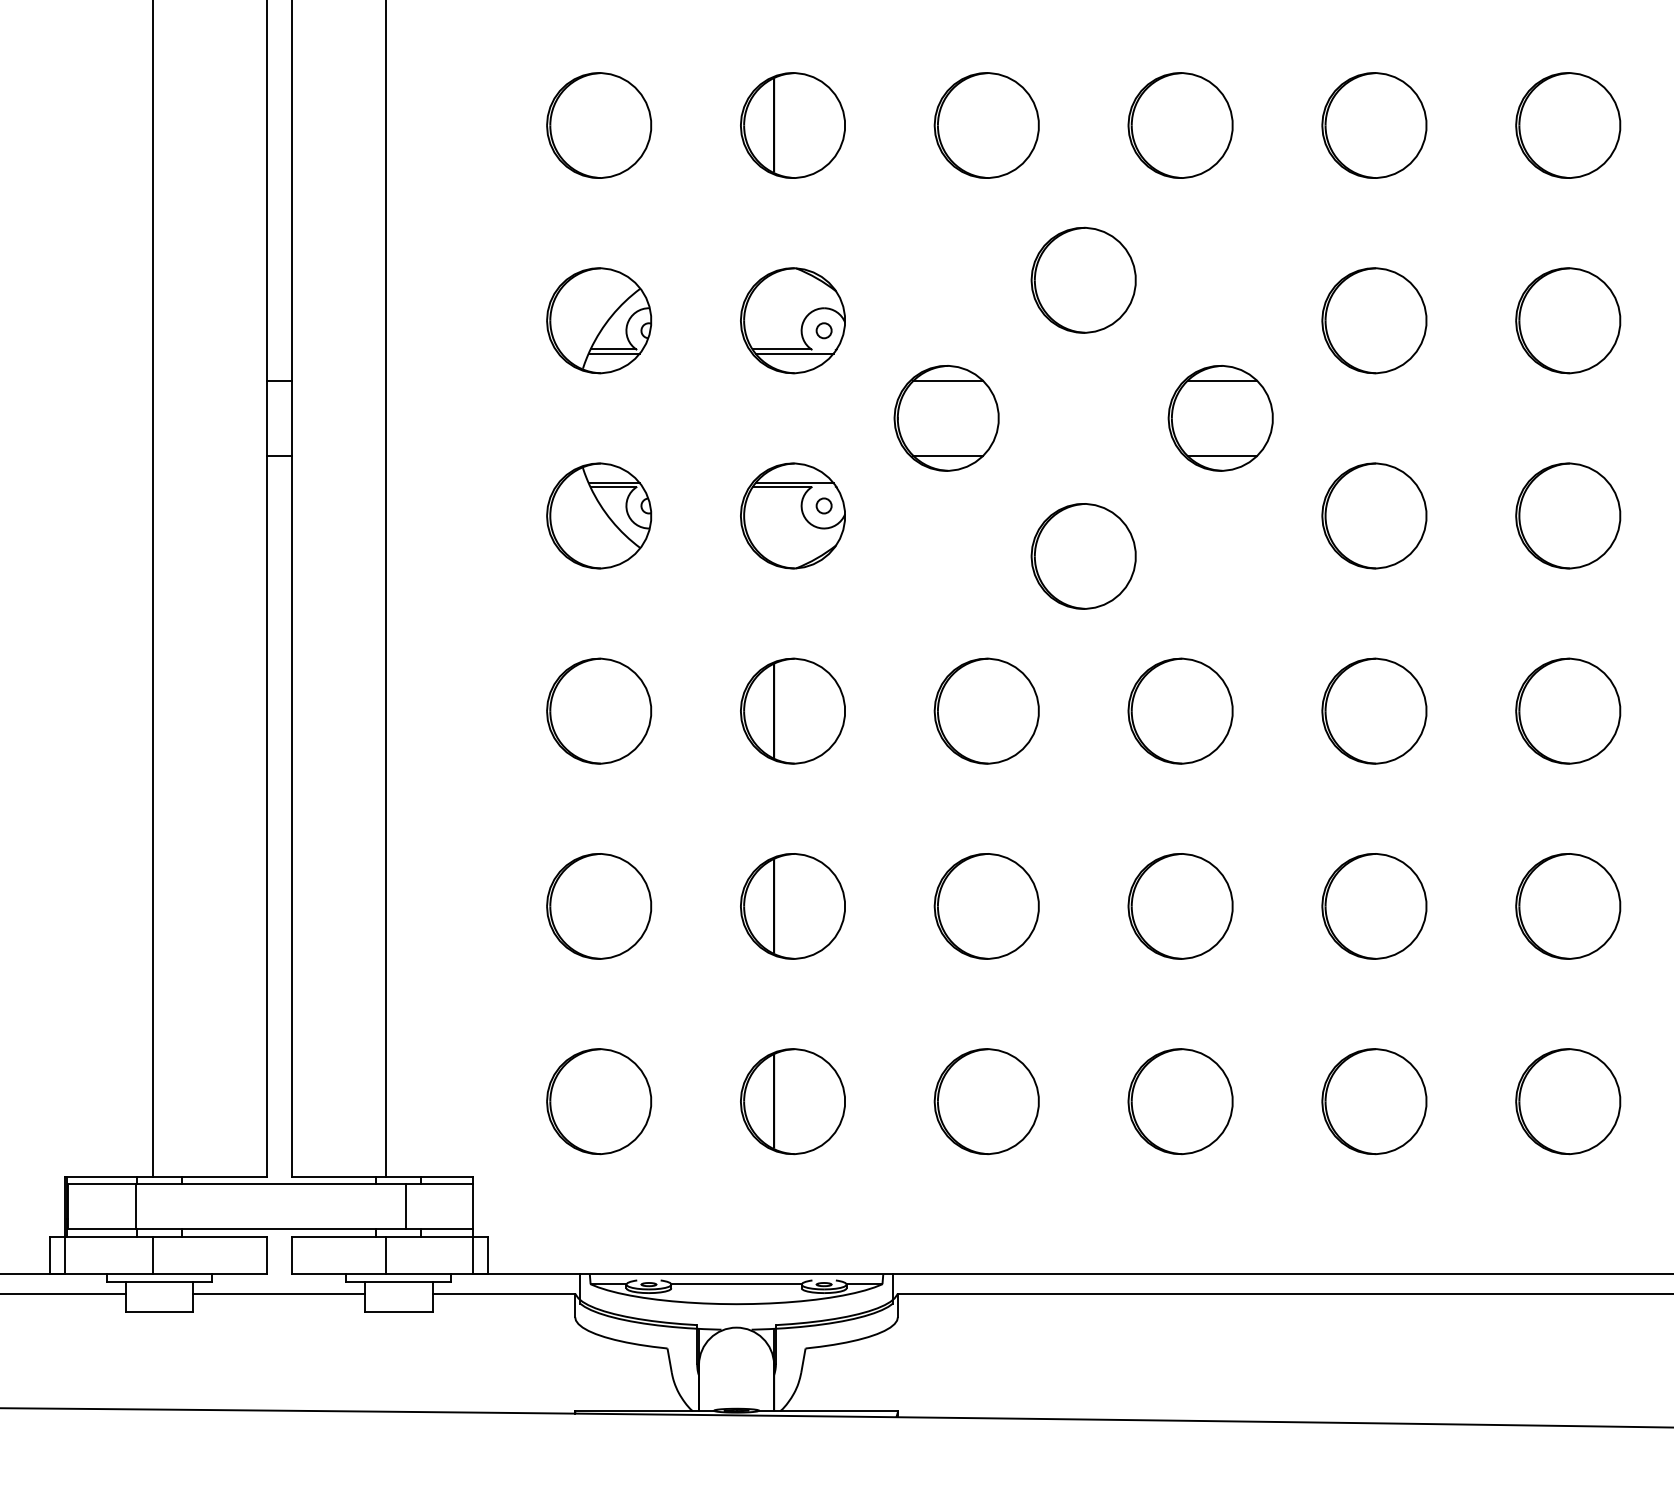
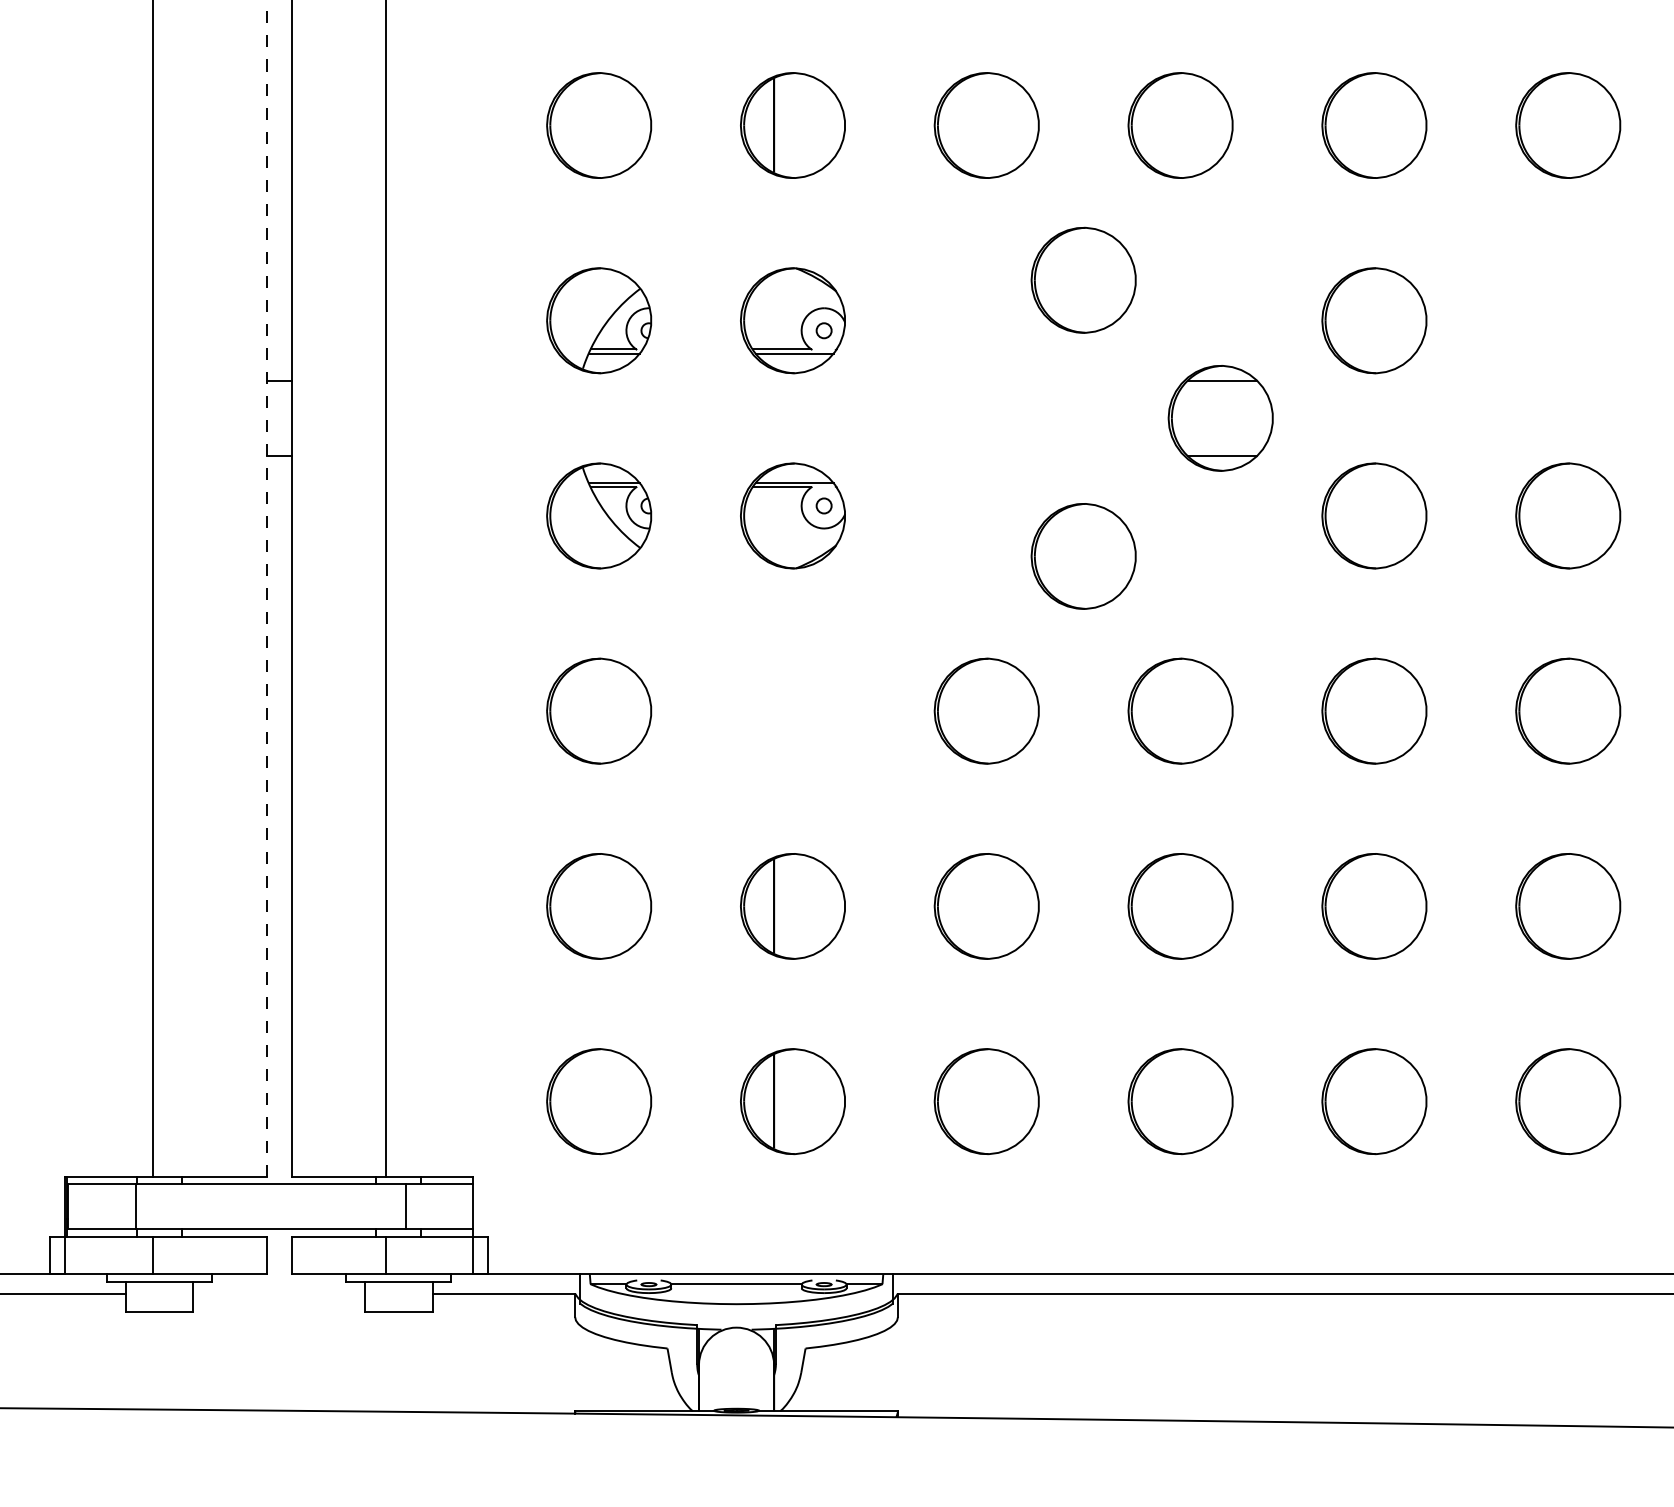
part: present -> none (1568, 320)
part: present -> none (946, 418)
line: solid -> dashed (266, 588)
part: present -> none (792, 710)
line: present -> none (279, 1294)
